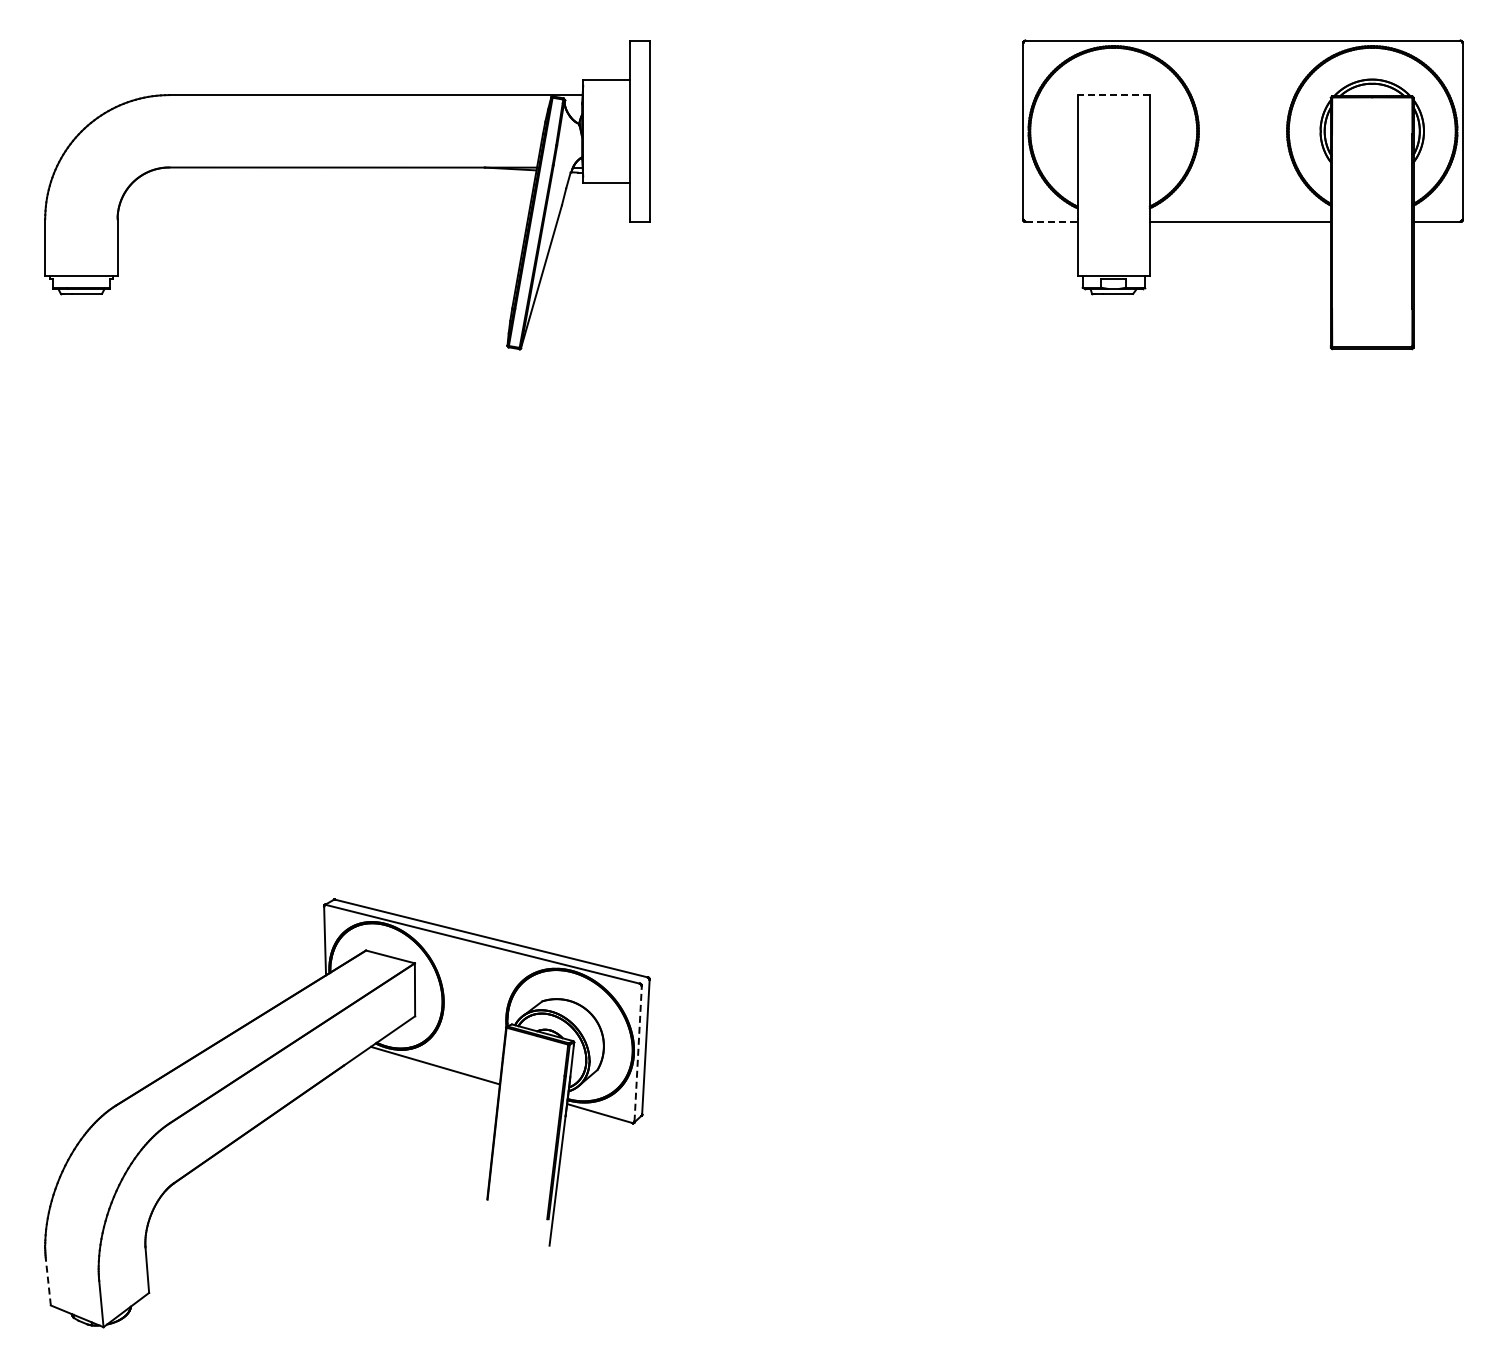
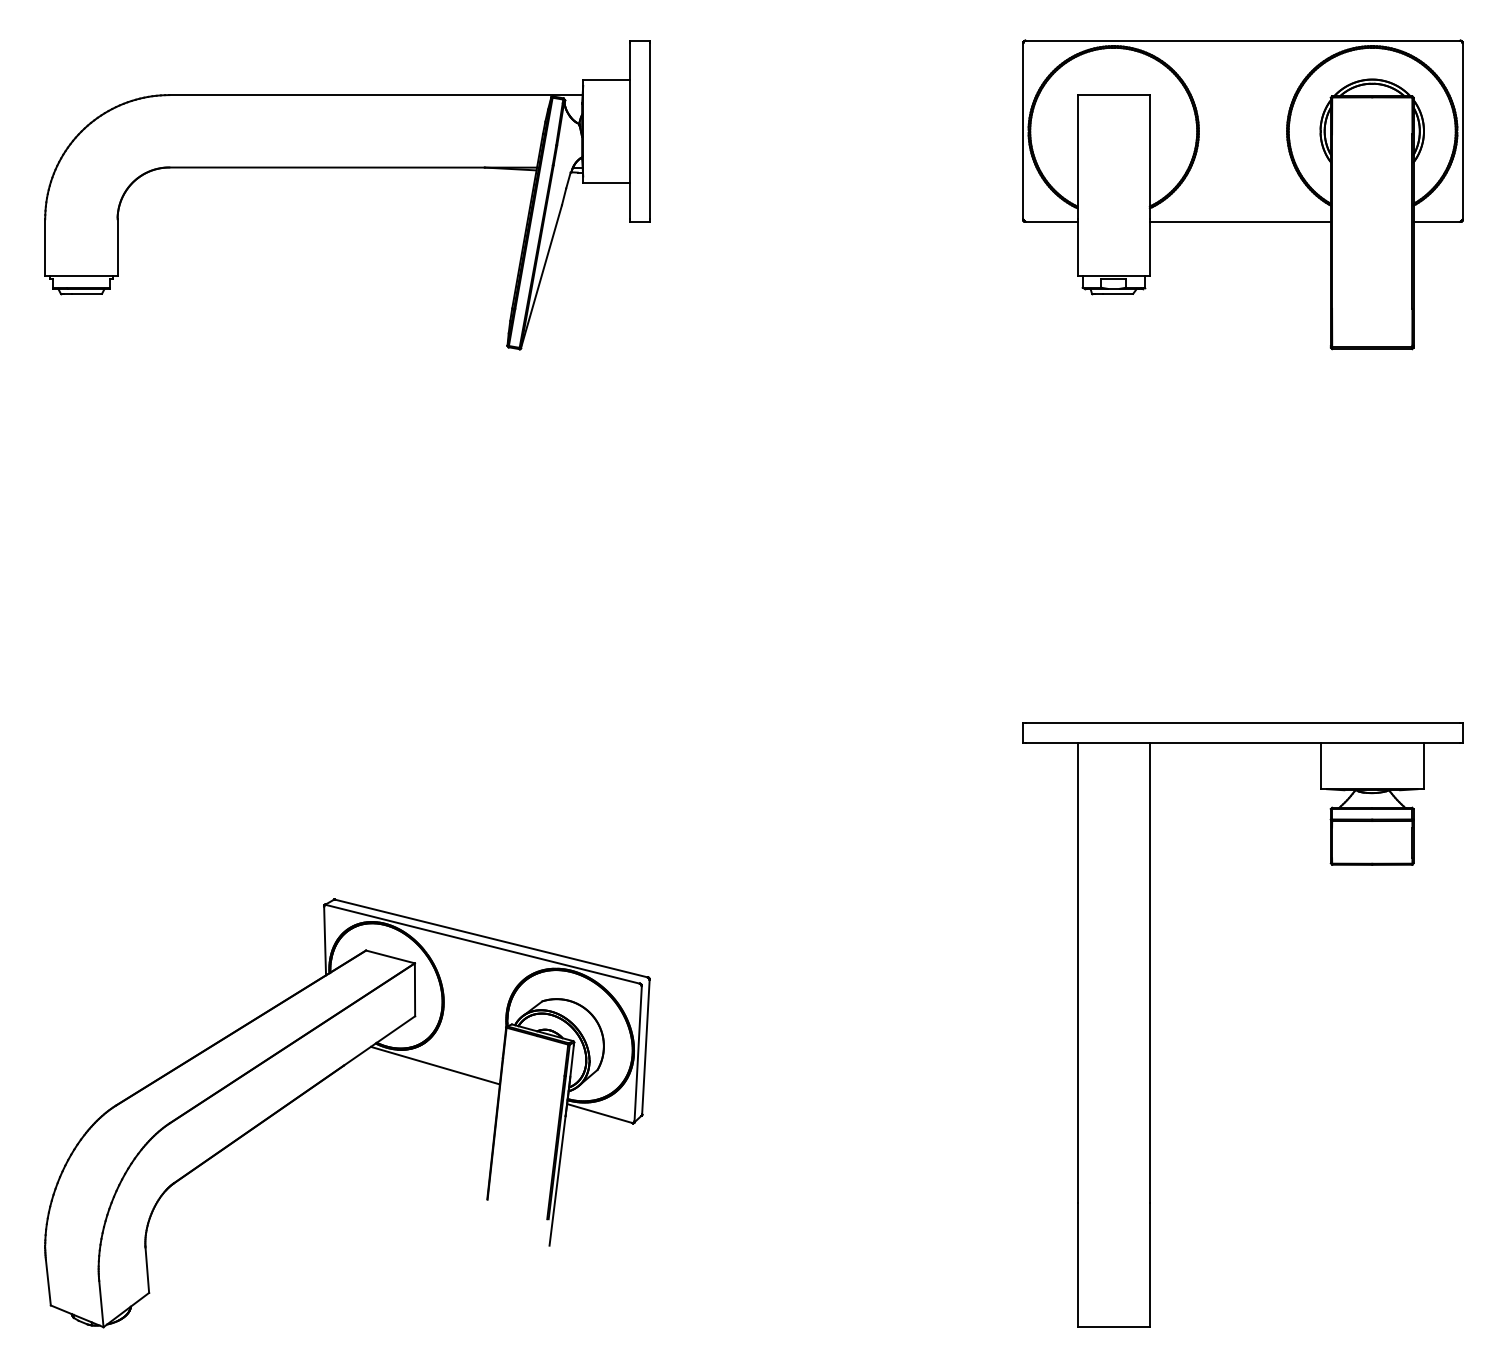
line: dashed -> solid (1113, 95)
line: dashed -> solid (1051, 221)
part: none -> present (1150, 1024)
line: dashed -> solid (638, 1053)
line: dashed -> solid (48, 1282)
